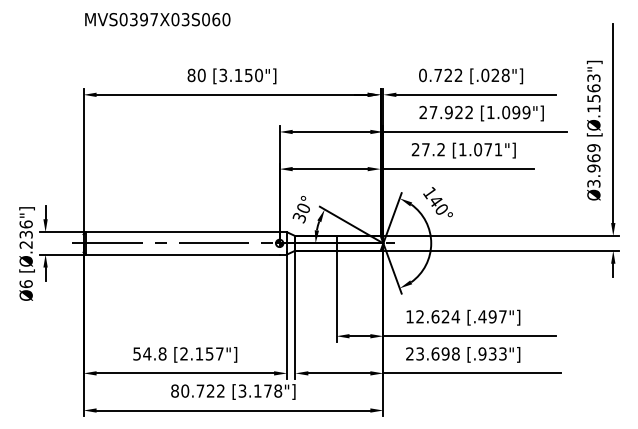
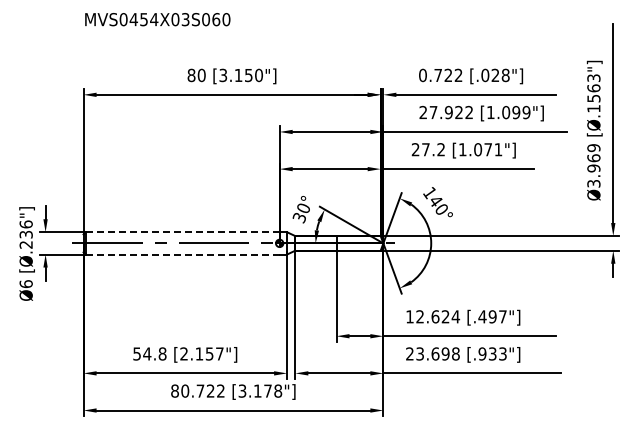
text: MVS0397X03S060 -> MVS0454X03S060 (143, 19)
line: solid -> dashed (182, 232)
line: solid -> dashed (182, 254)
